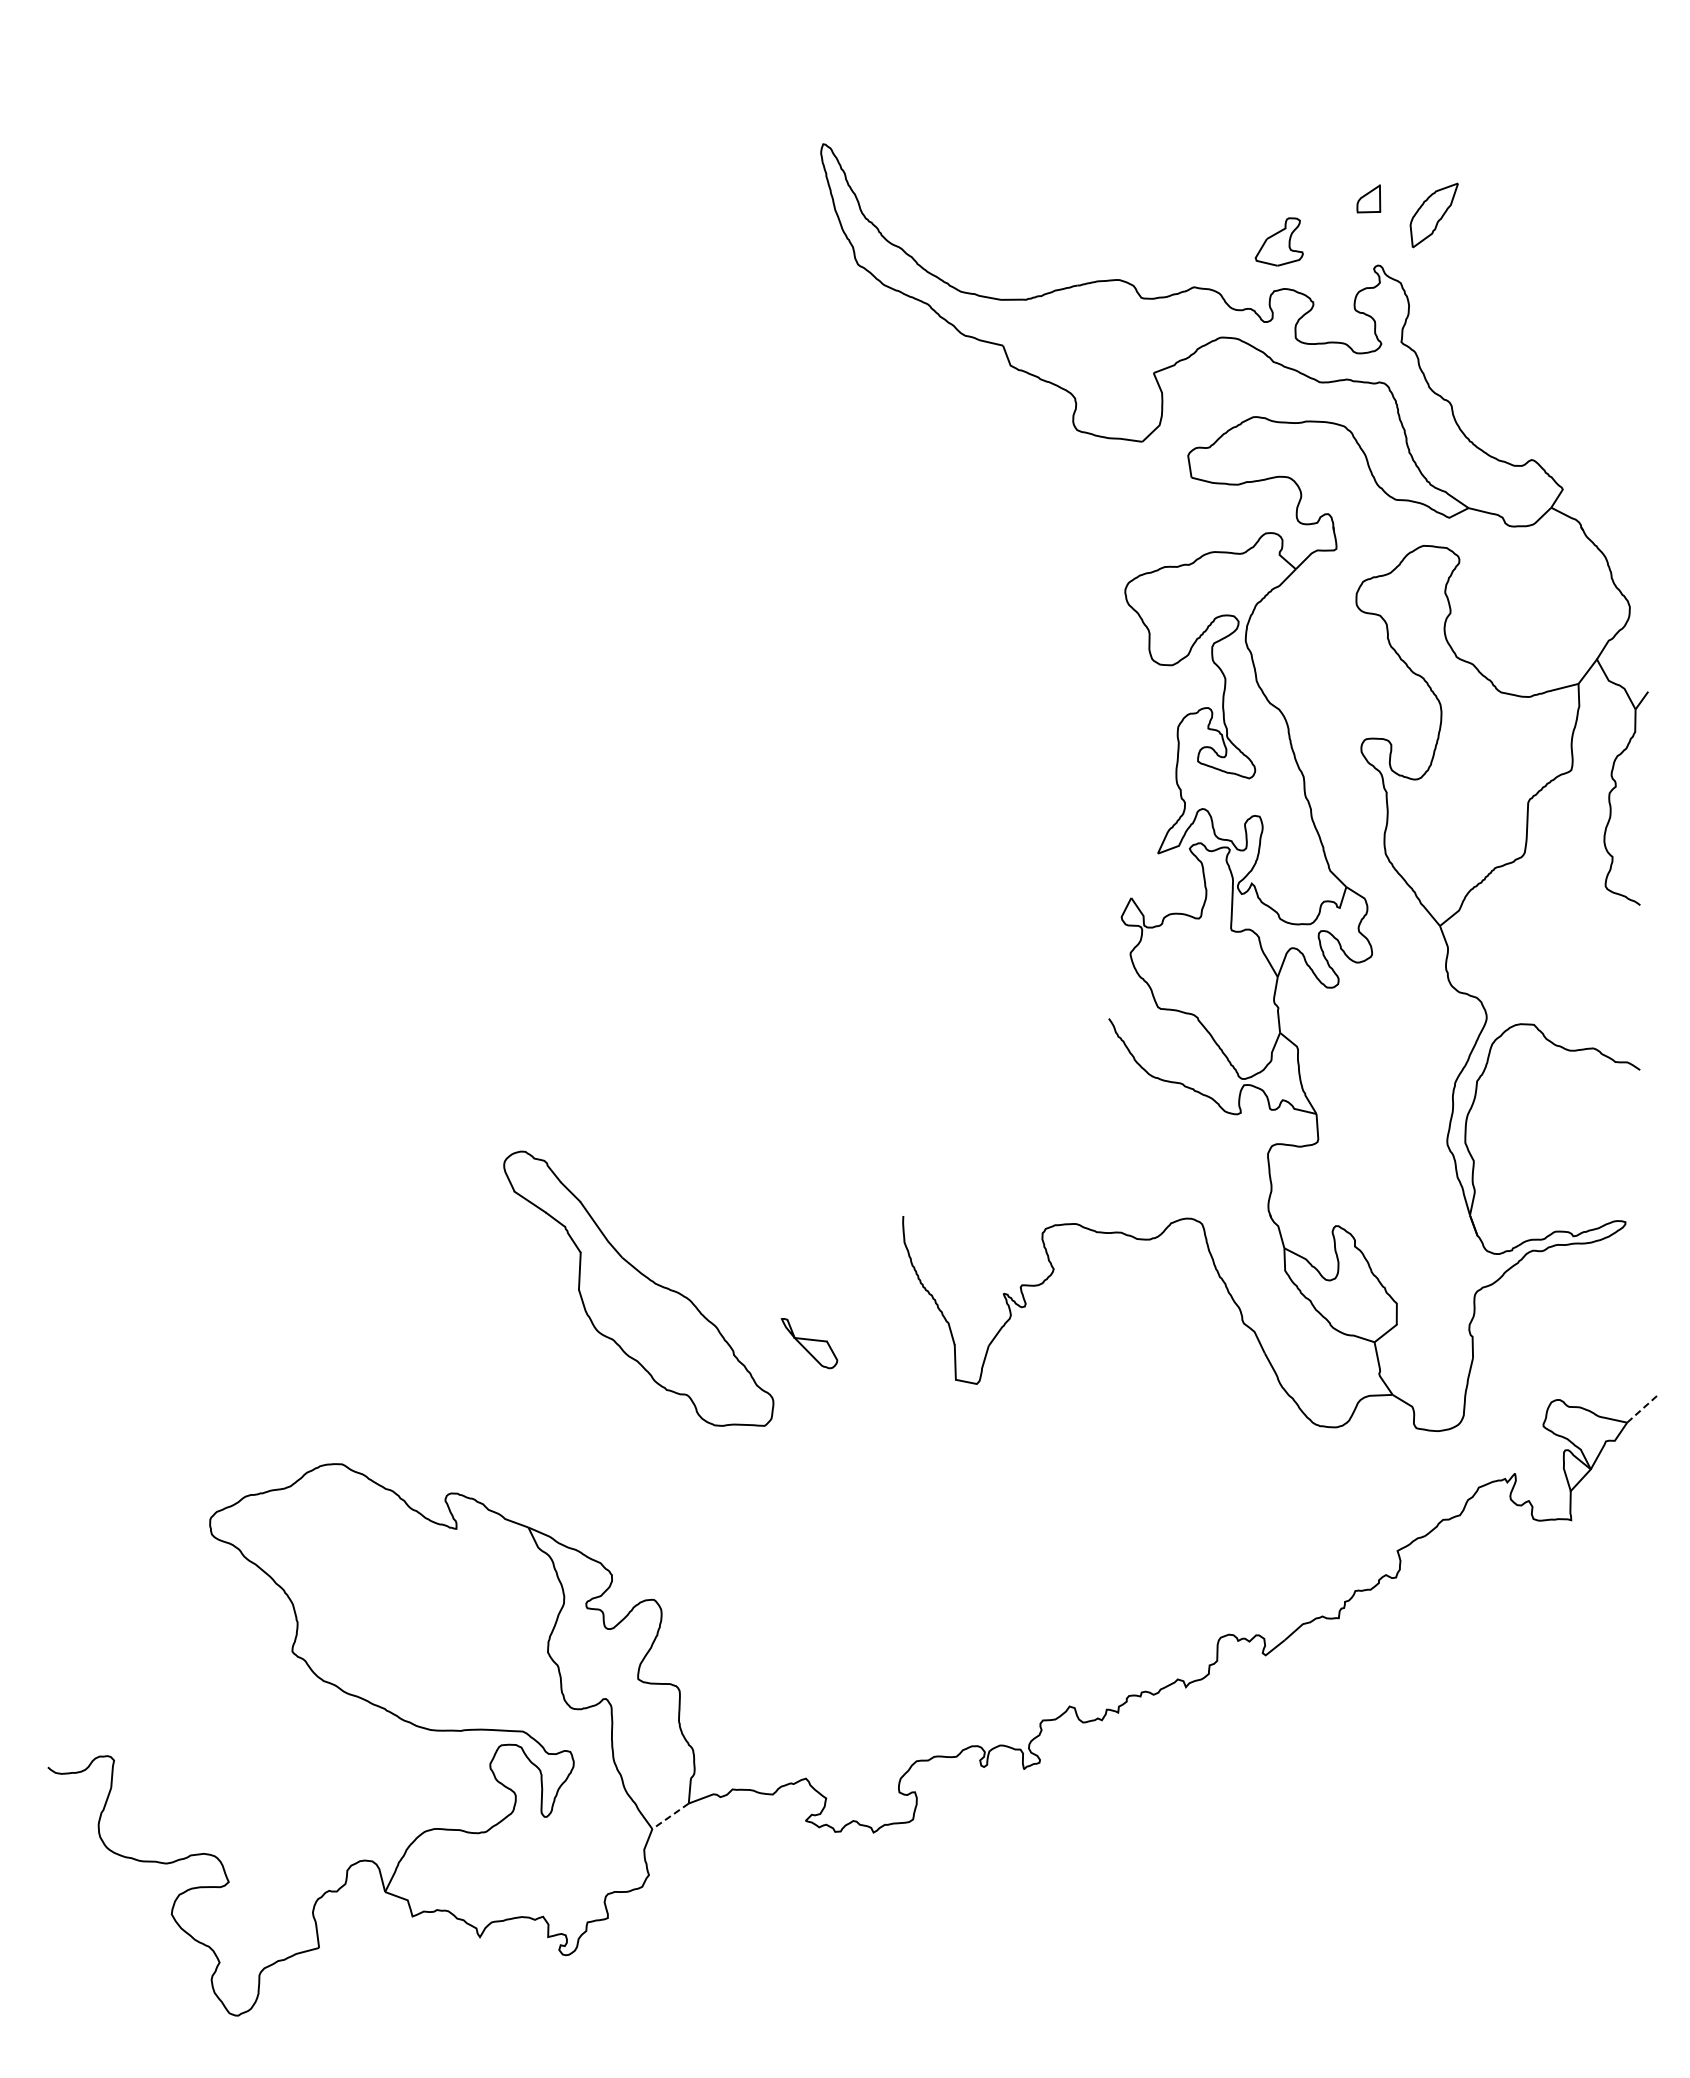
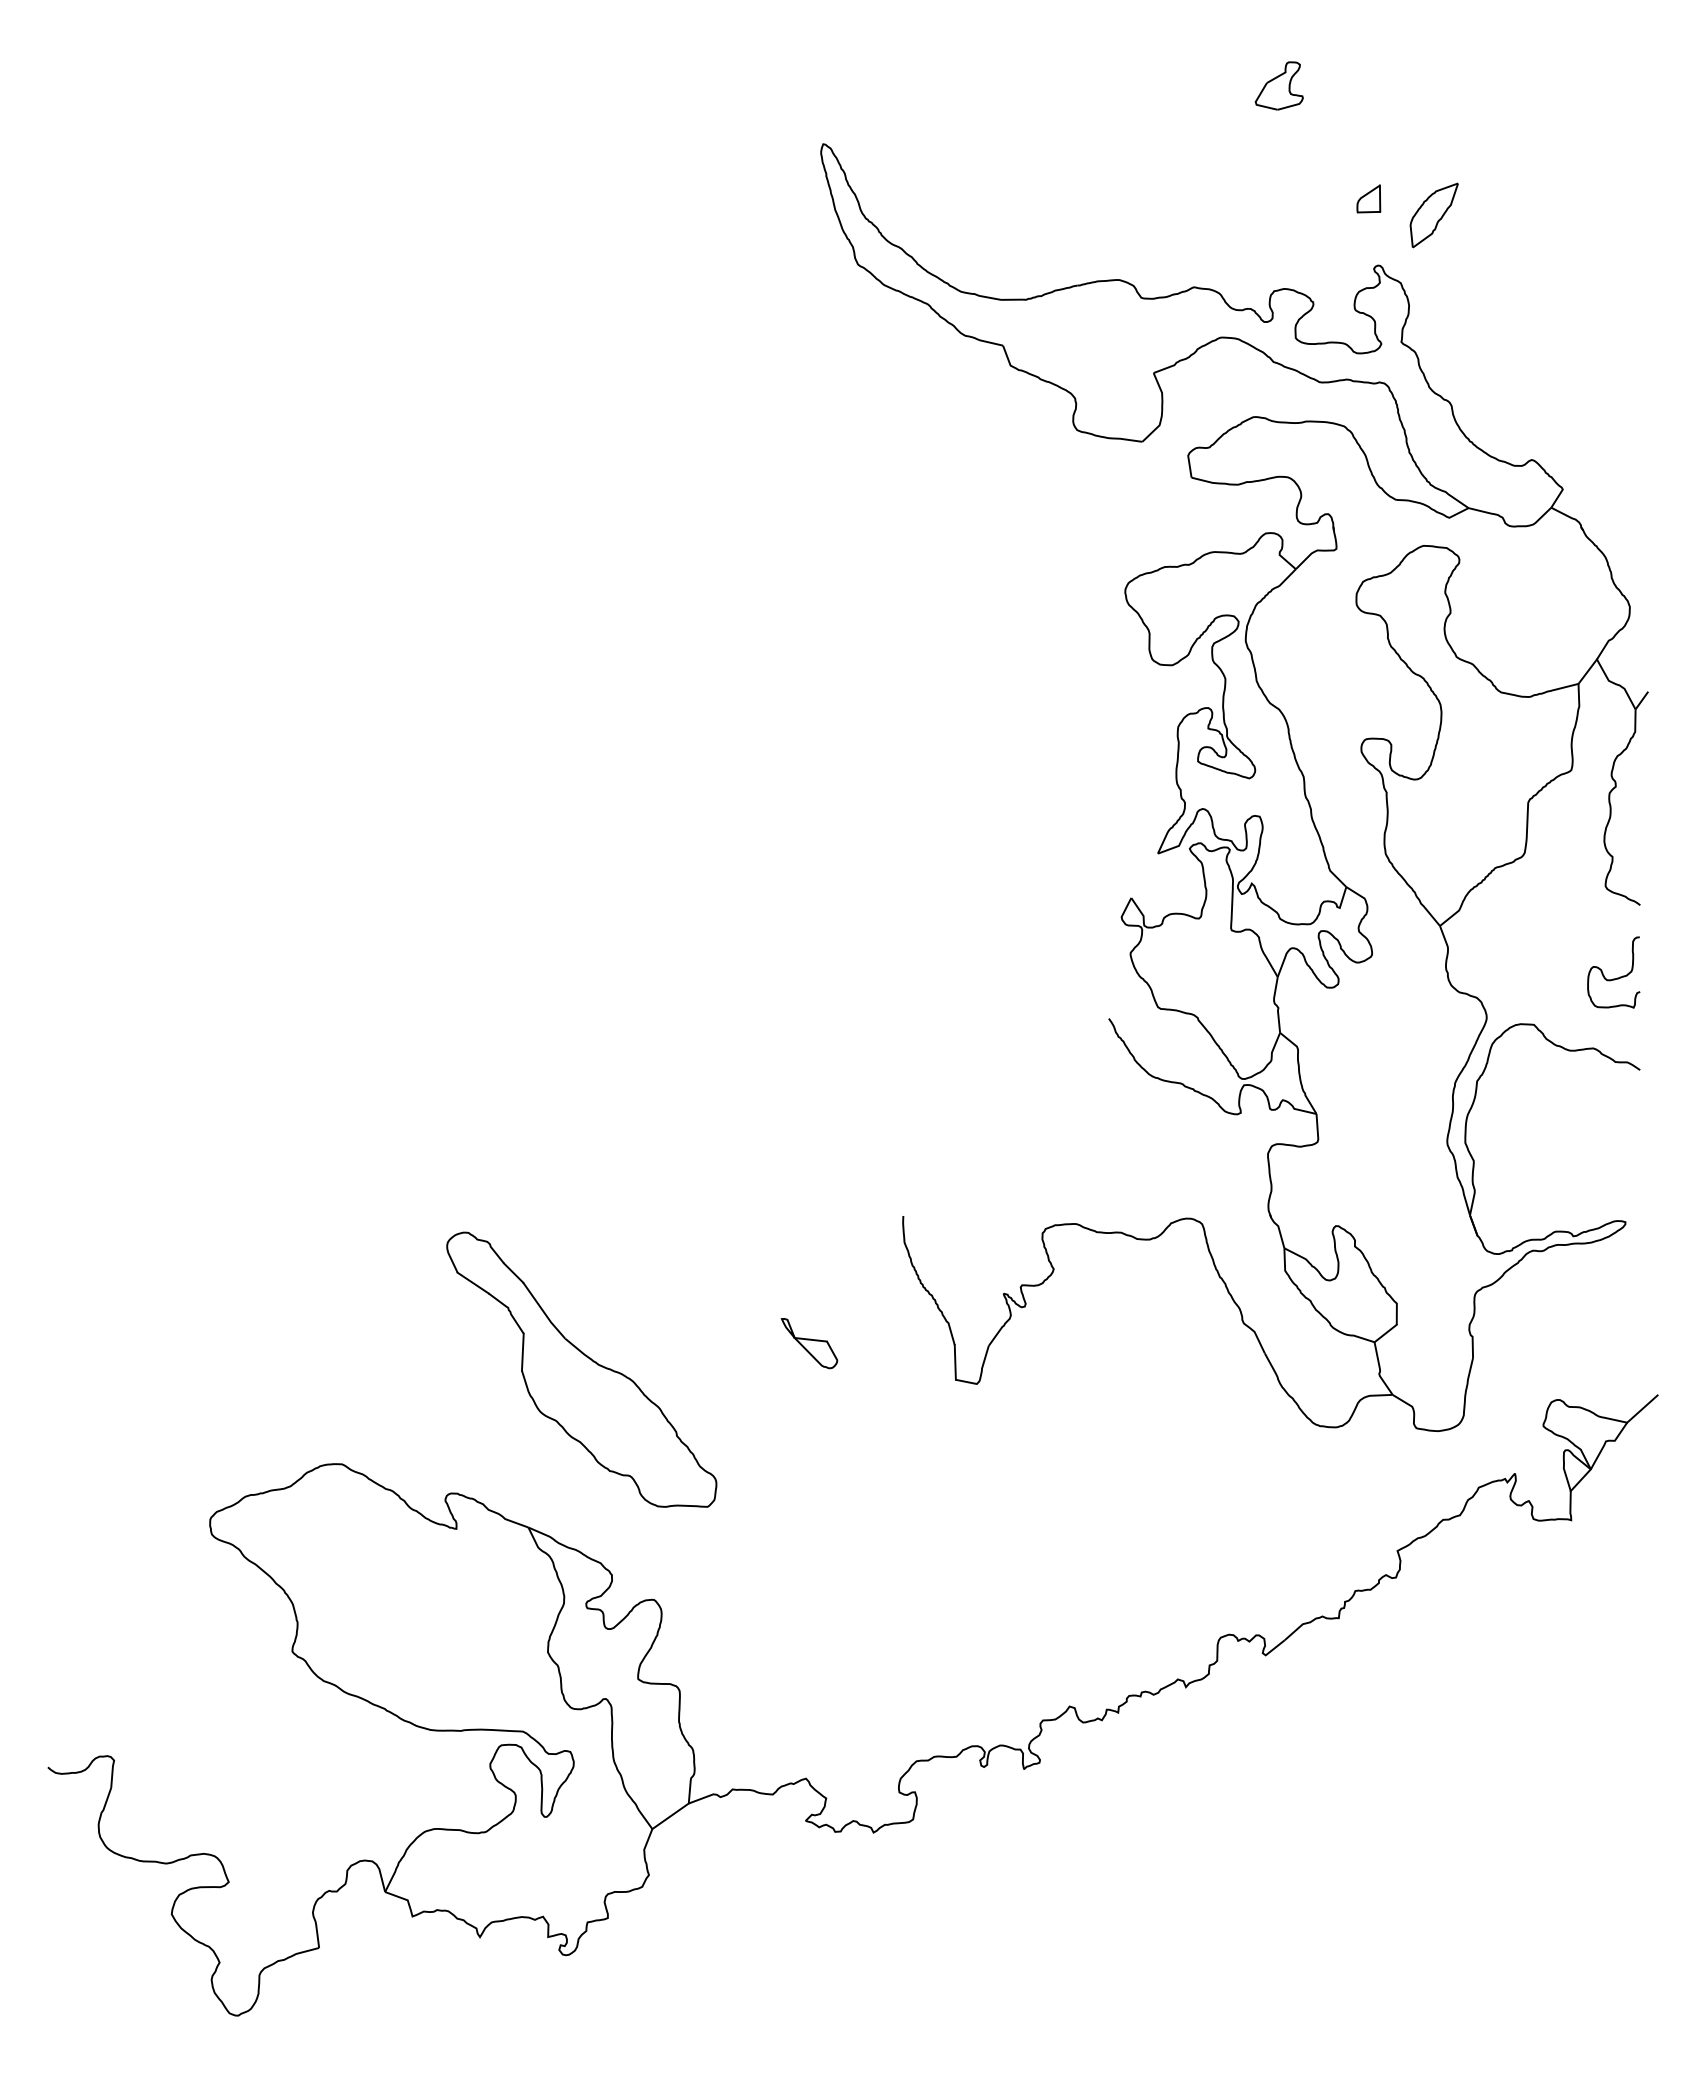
part position: (1278, 241) -> (1278, 85) (1278, 85)
curve: none -> present (1613, 978)
part position: (638, 1288) -> (581, 1369) (581, 1369)
line: dashed -> solid (1642, 1408)
line: dashed -> solid (670, 1816)
